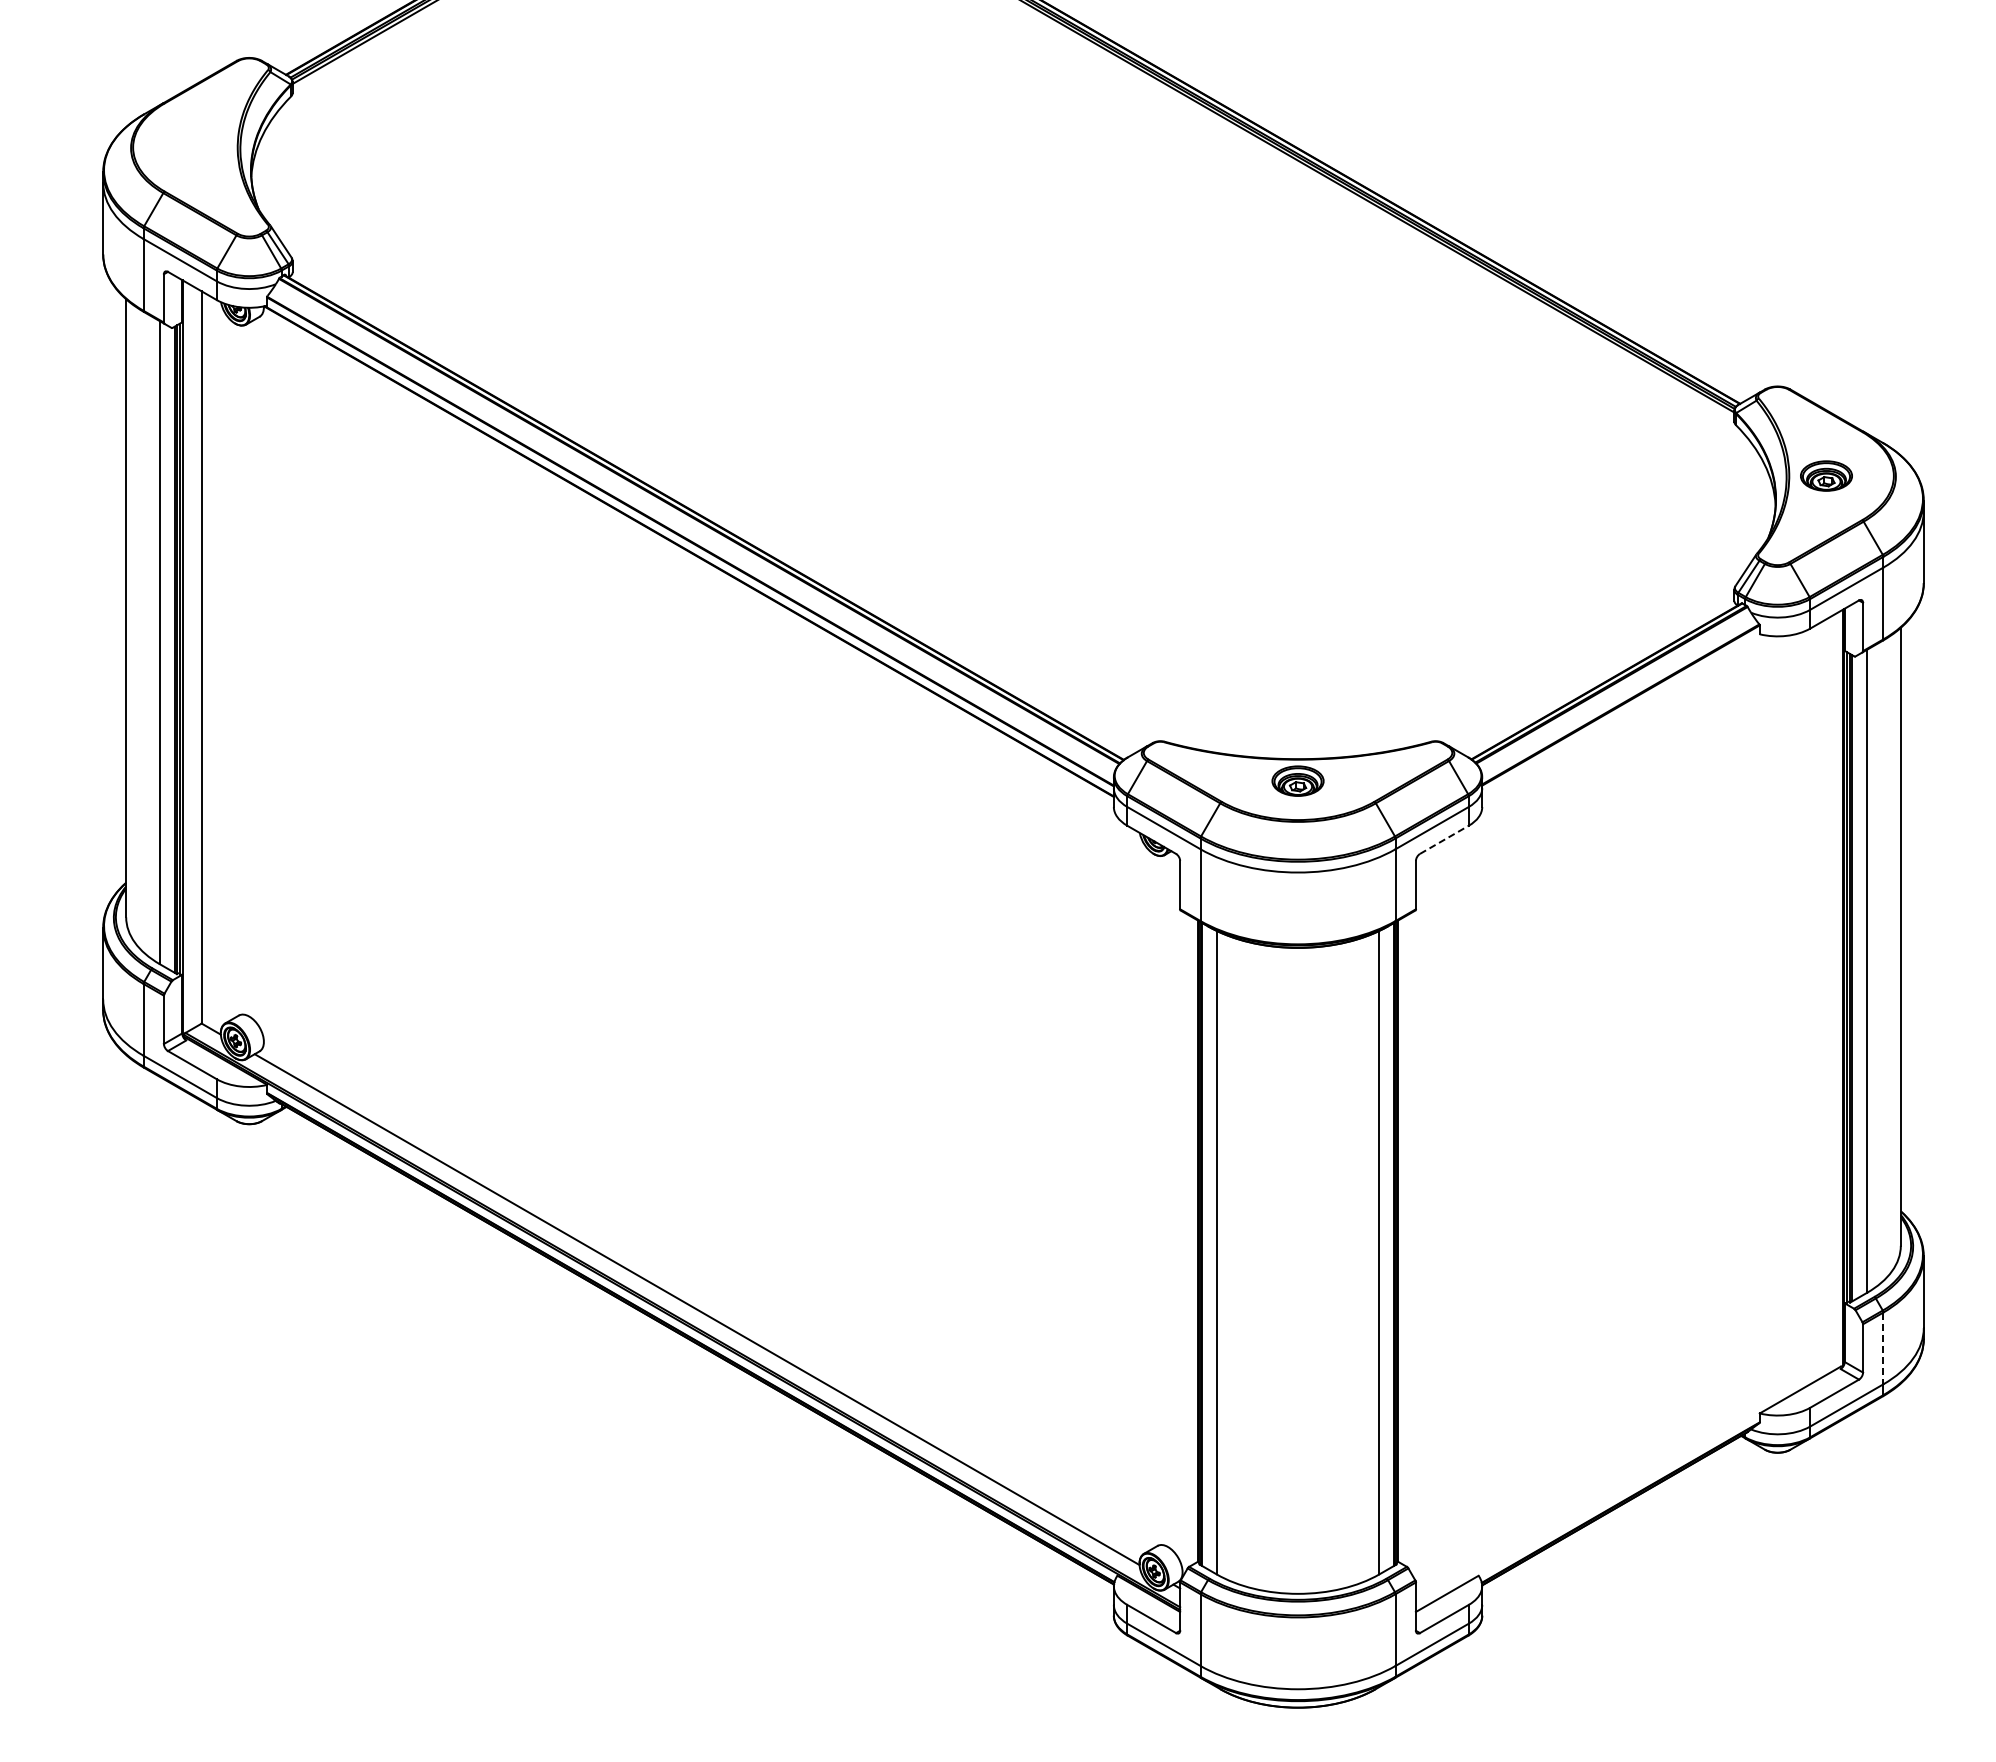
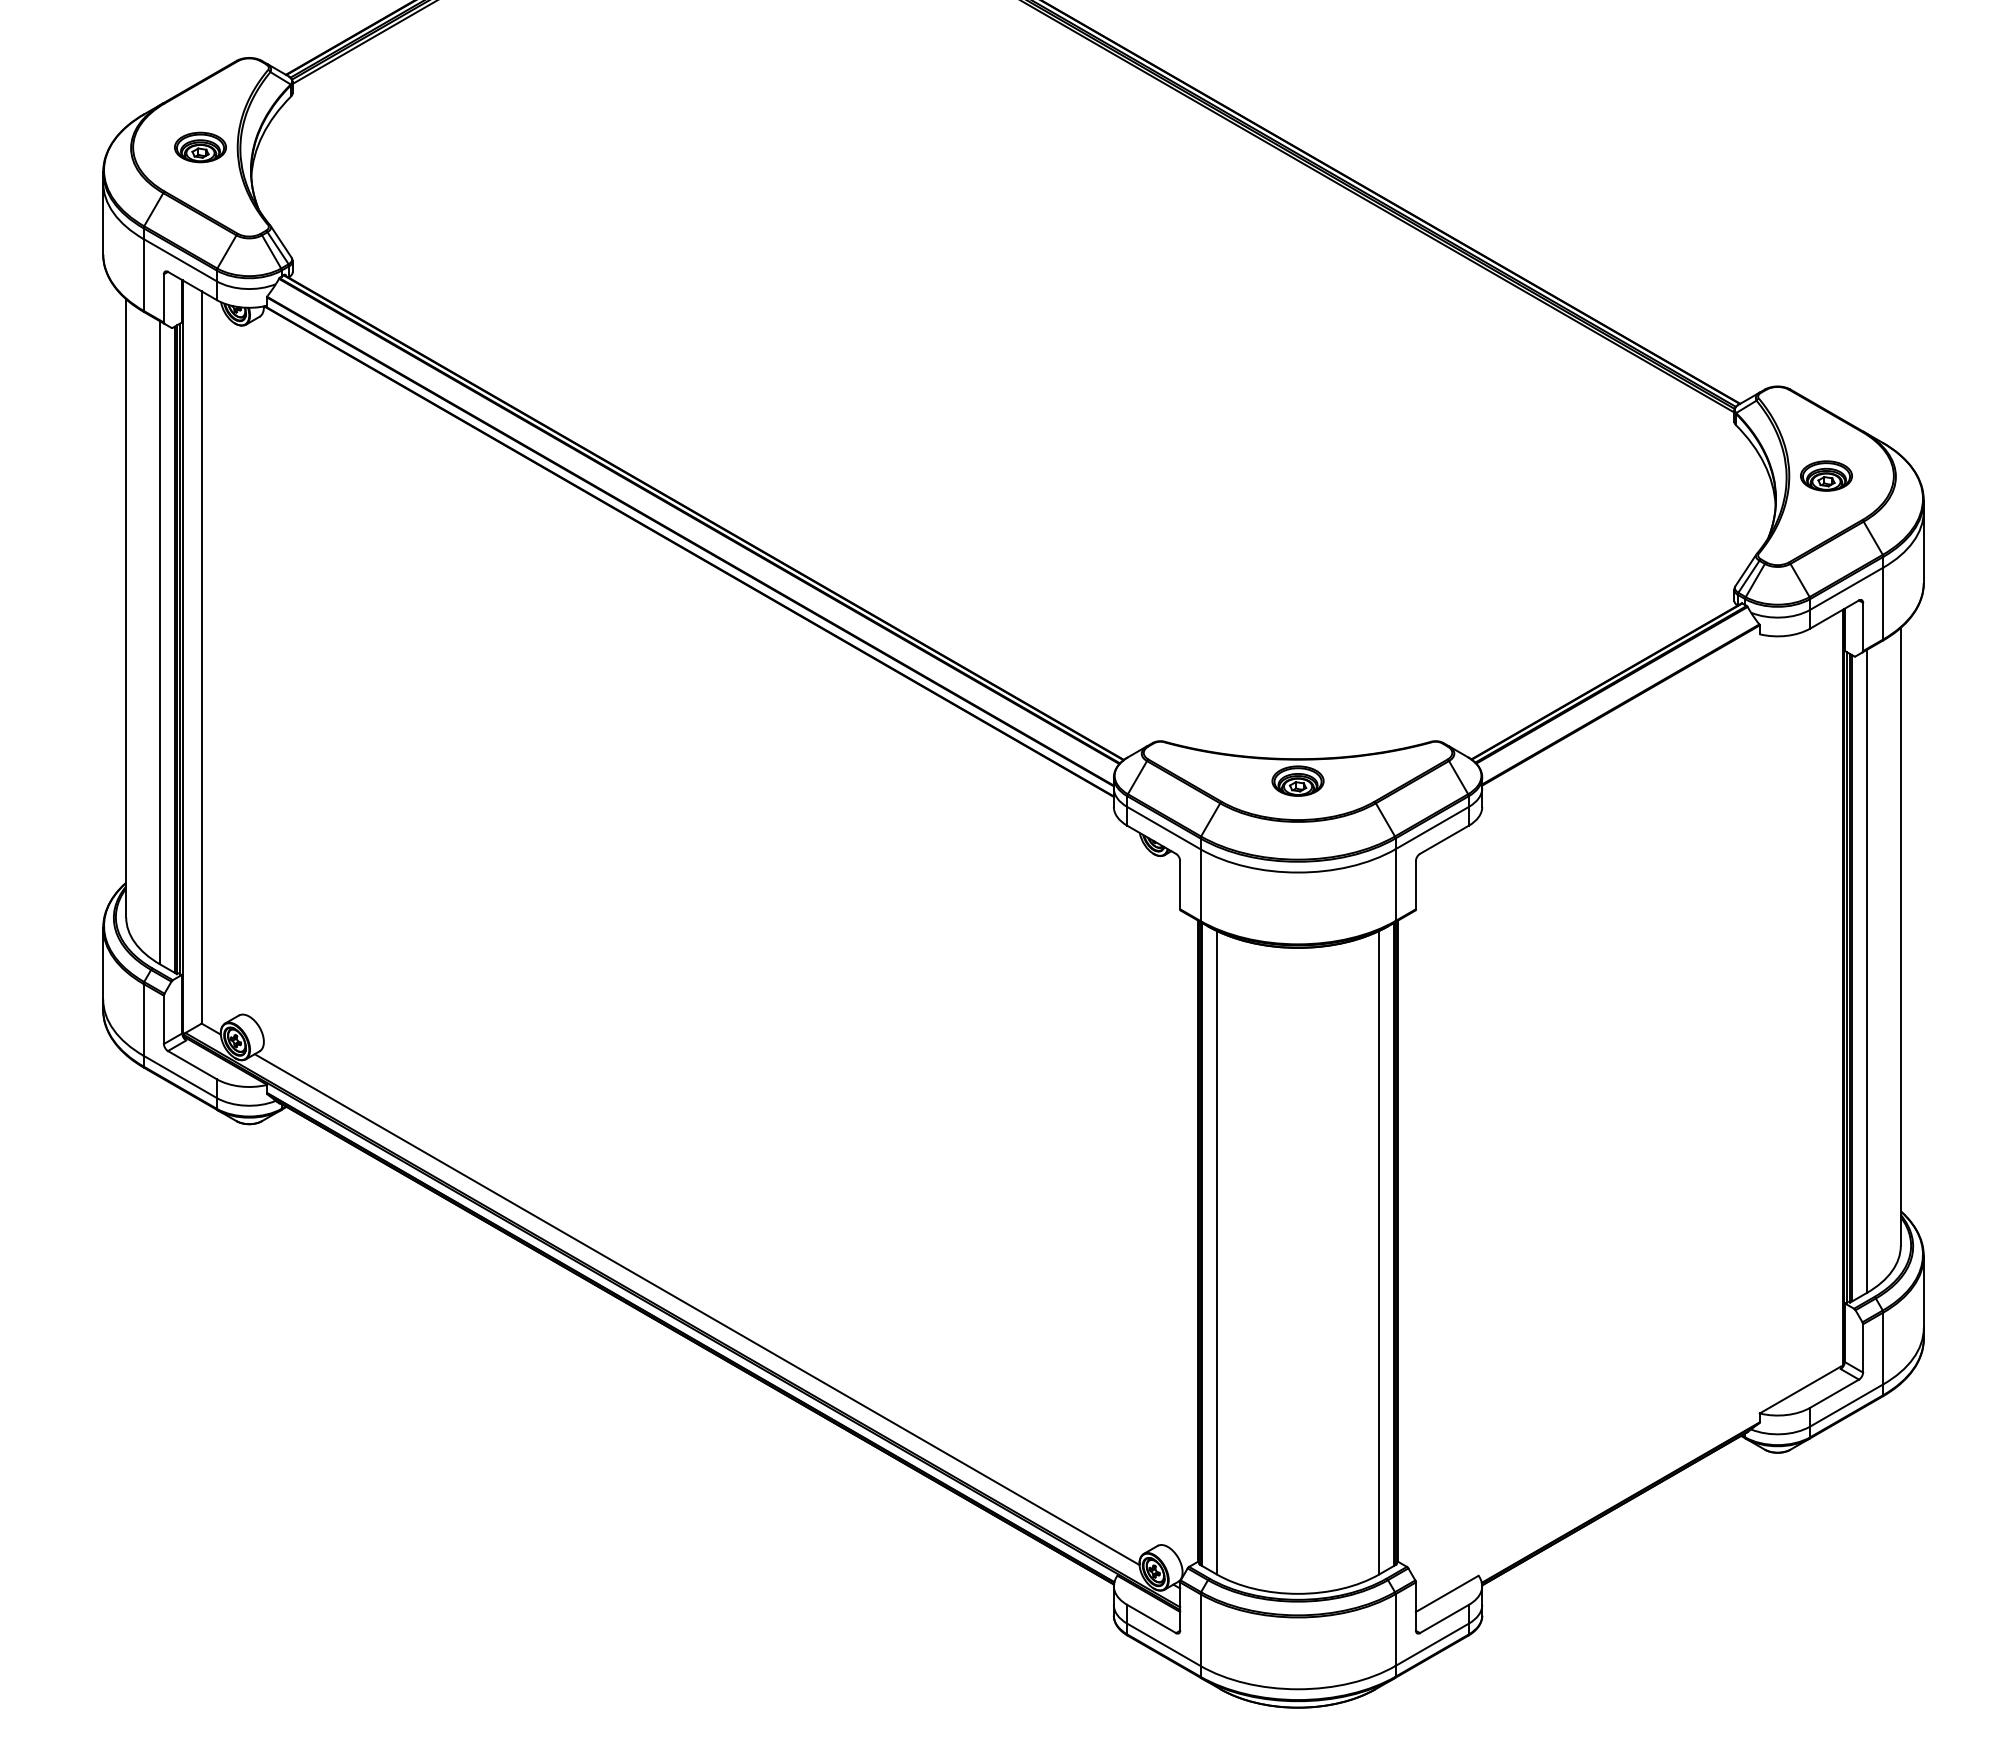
part: none -> present (200, 147)
line: dashed -> solid (1444, 839)
line: dashed -> solid (1883, 1348)
